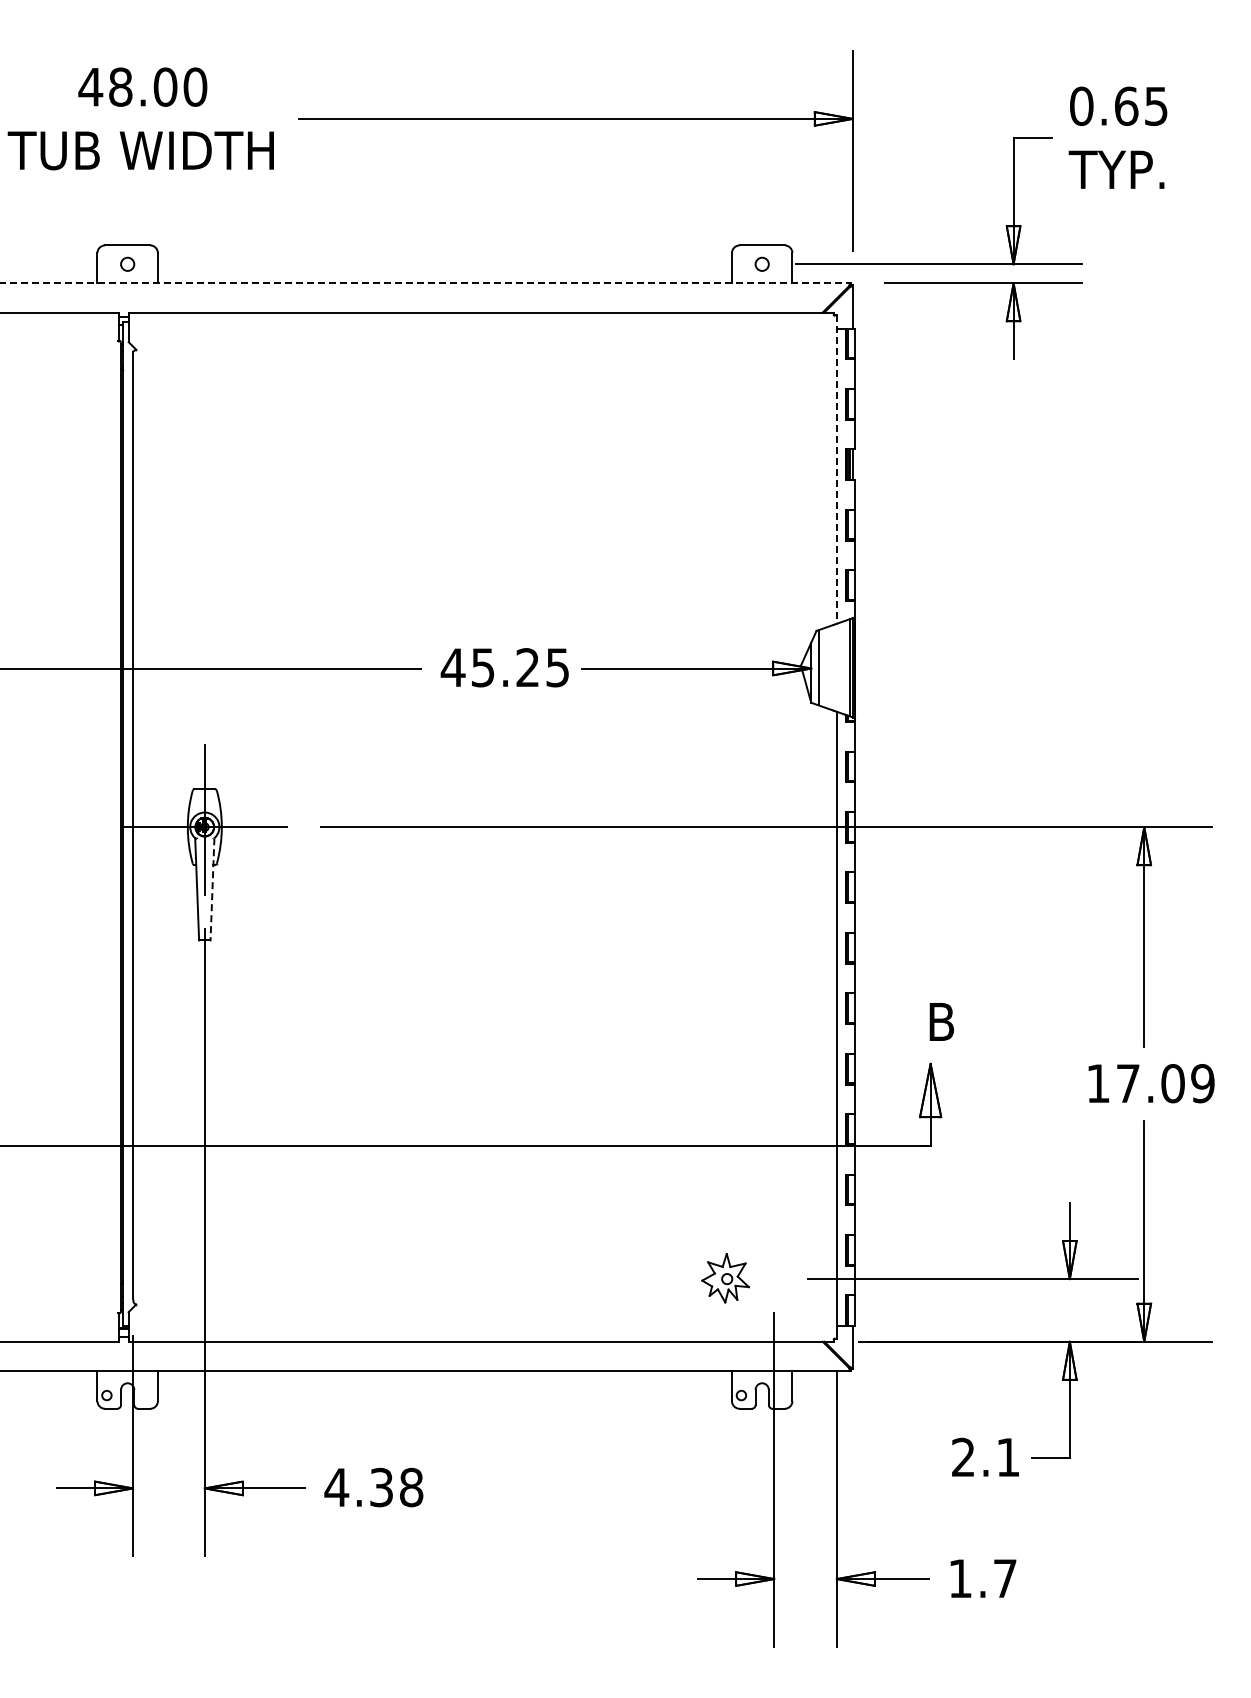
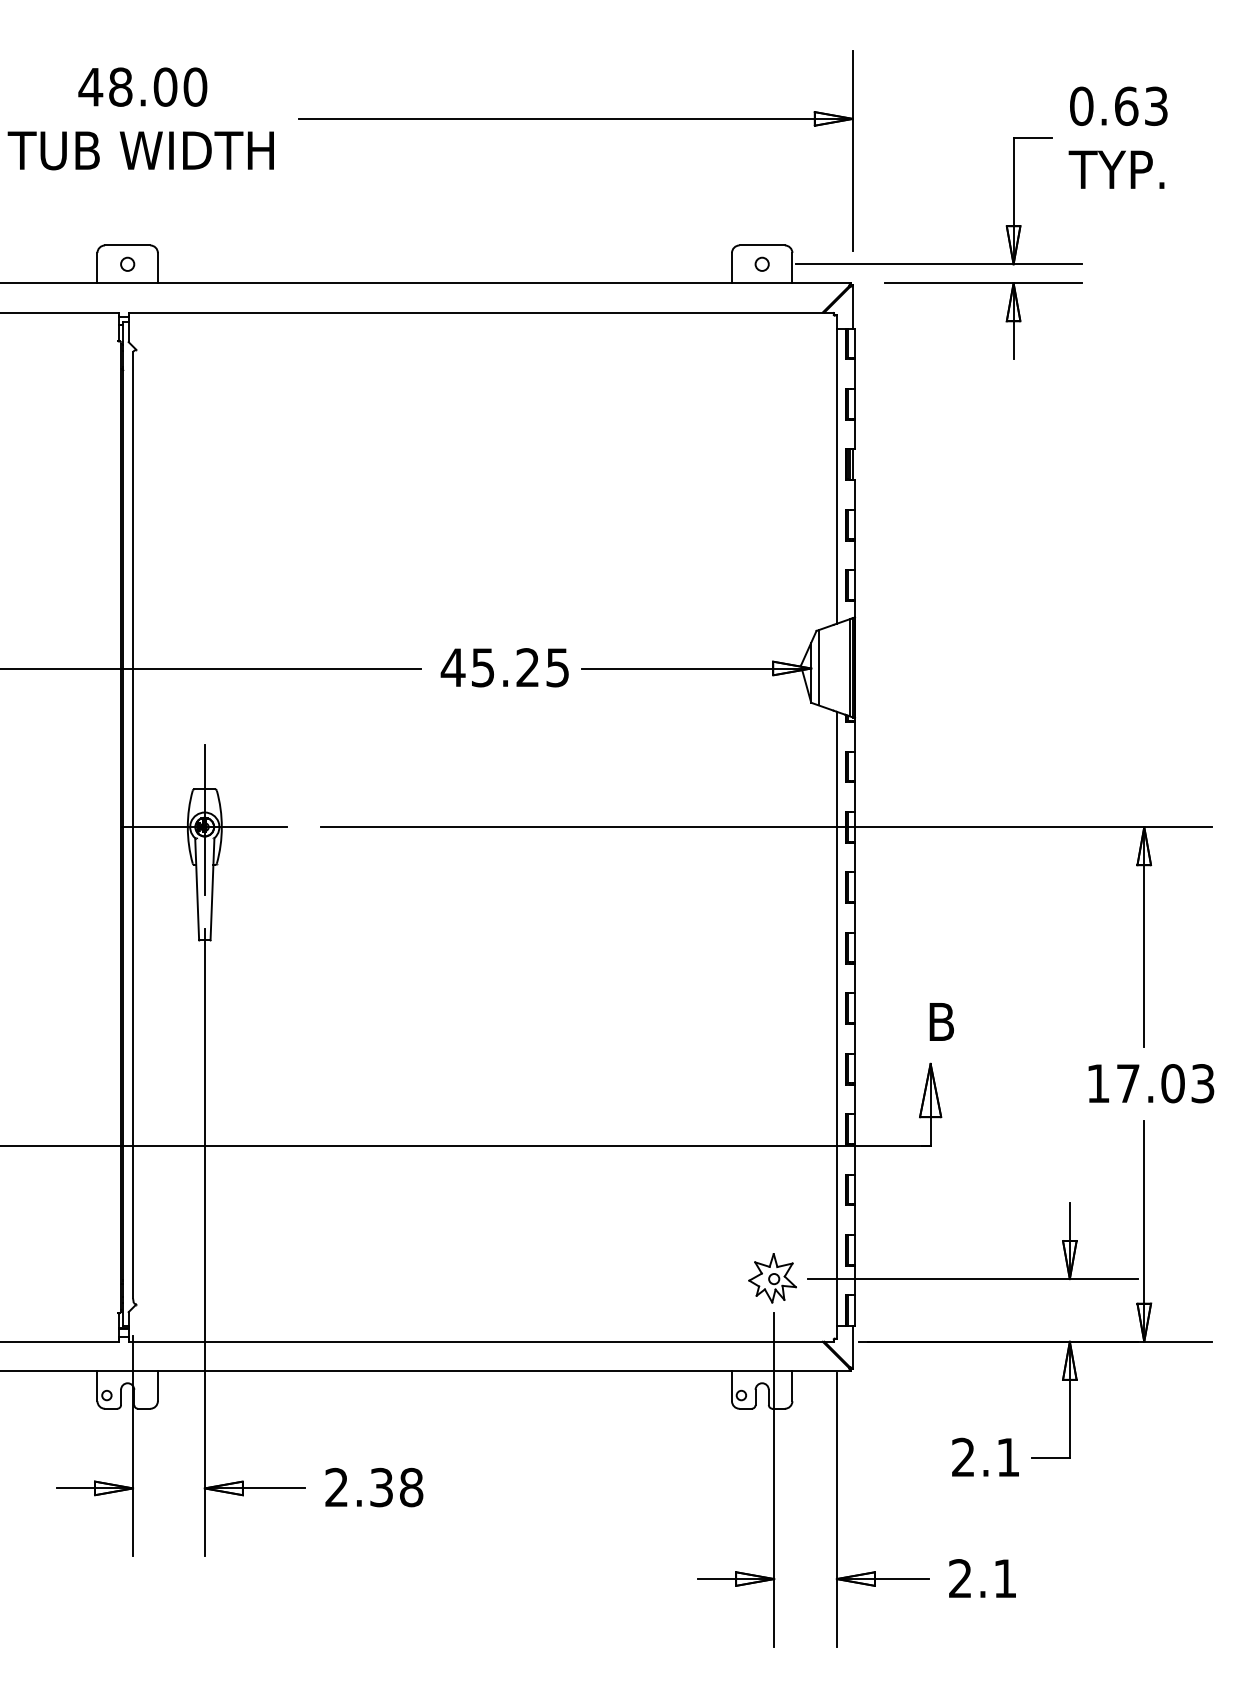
text: 0.65 -> 0.63 (1156, 105)
line: dashed -> solid (425, 283)
line: dashed -> solid (836, 469)
line: dashed -> solid (212, 889)
text: 17.09 -> 17.03 (1202, 1083)
part position: (725, 1278) -> (772, 1278) (772, 1278)
text: 4.38 -> 2.38 (336, 1486)
text: 1.7 -> 2.1 (982, 1578)
